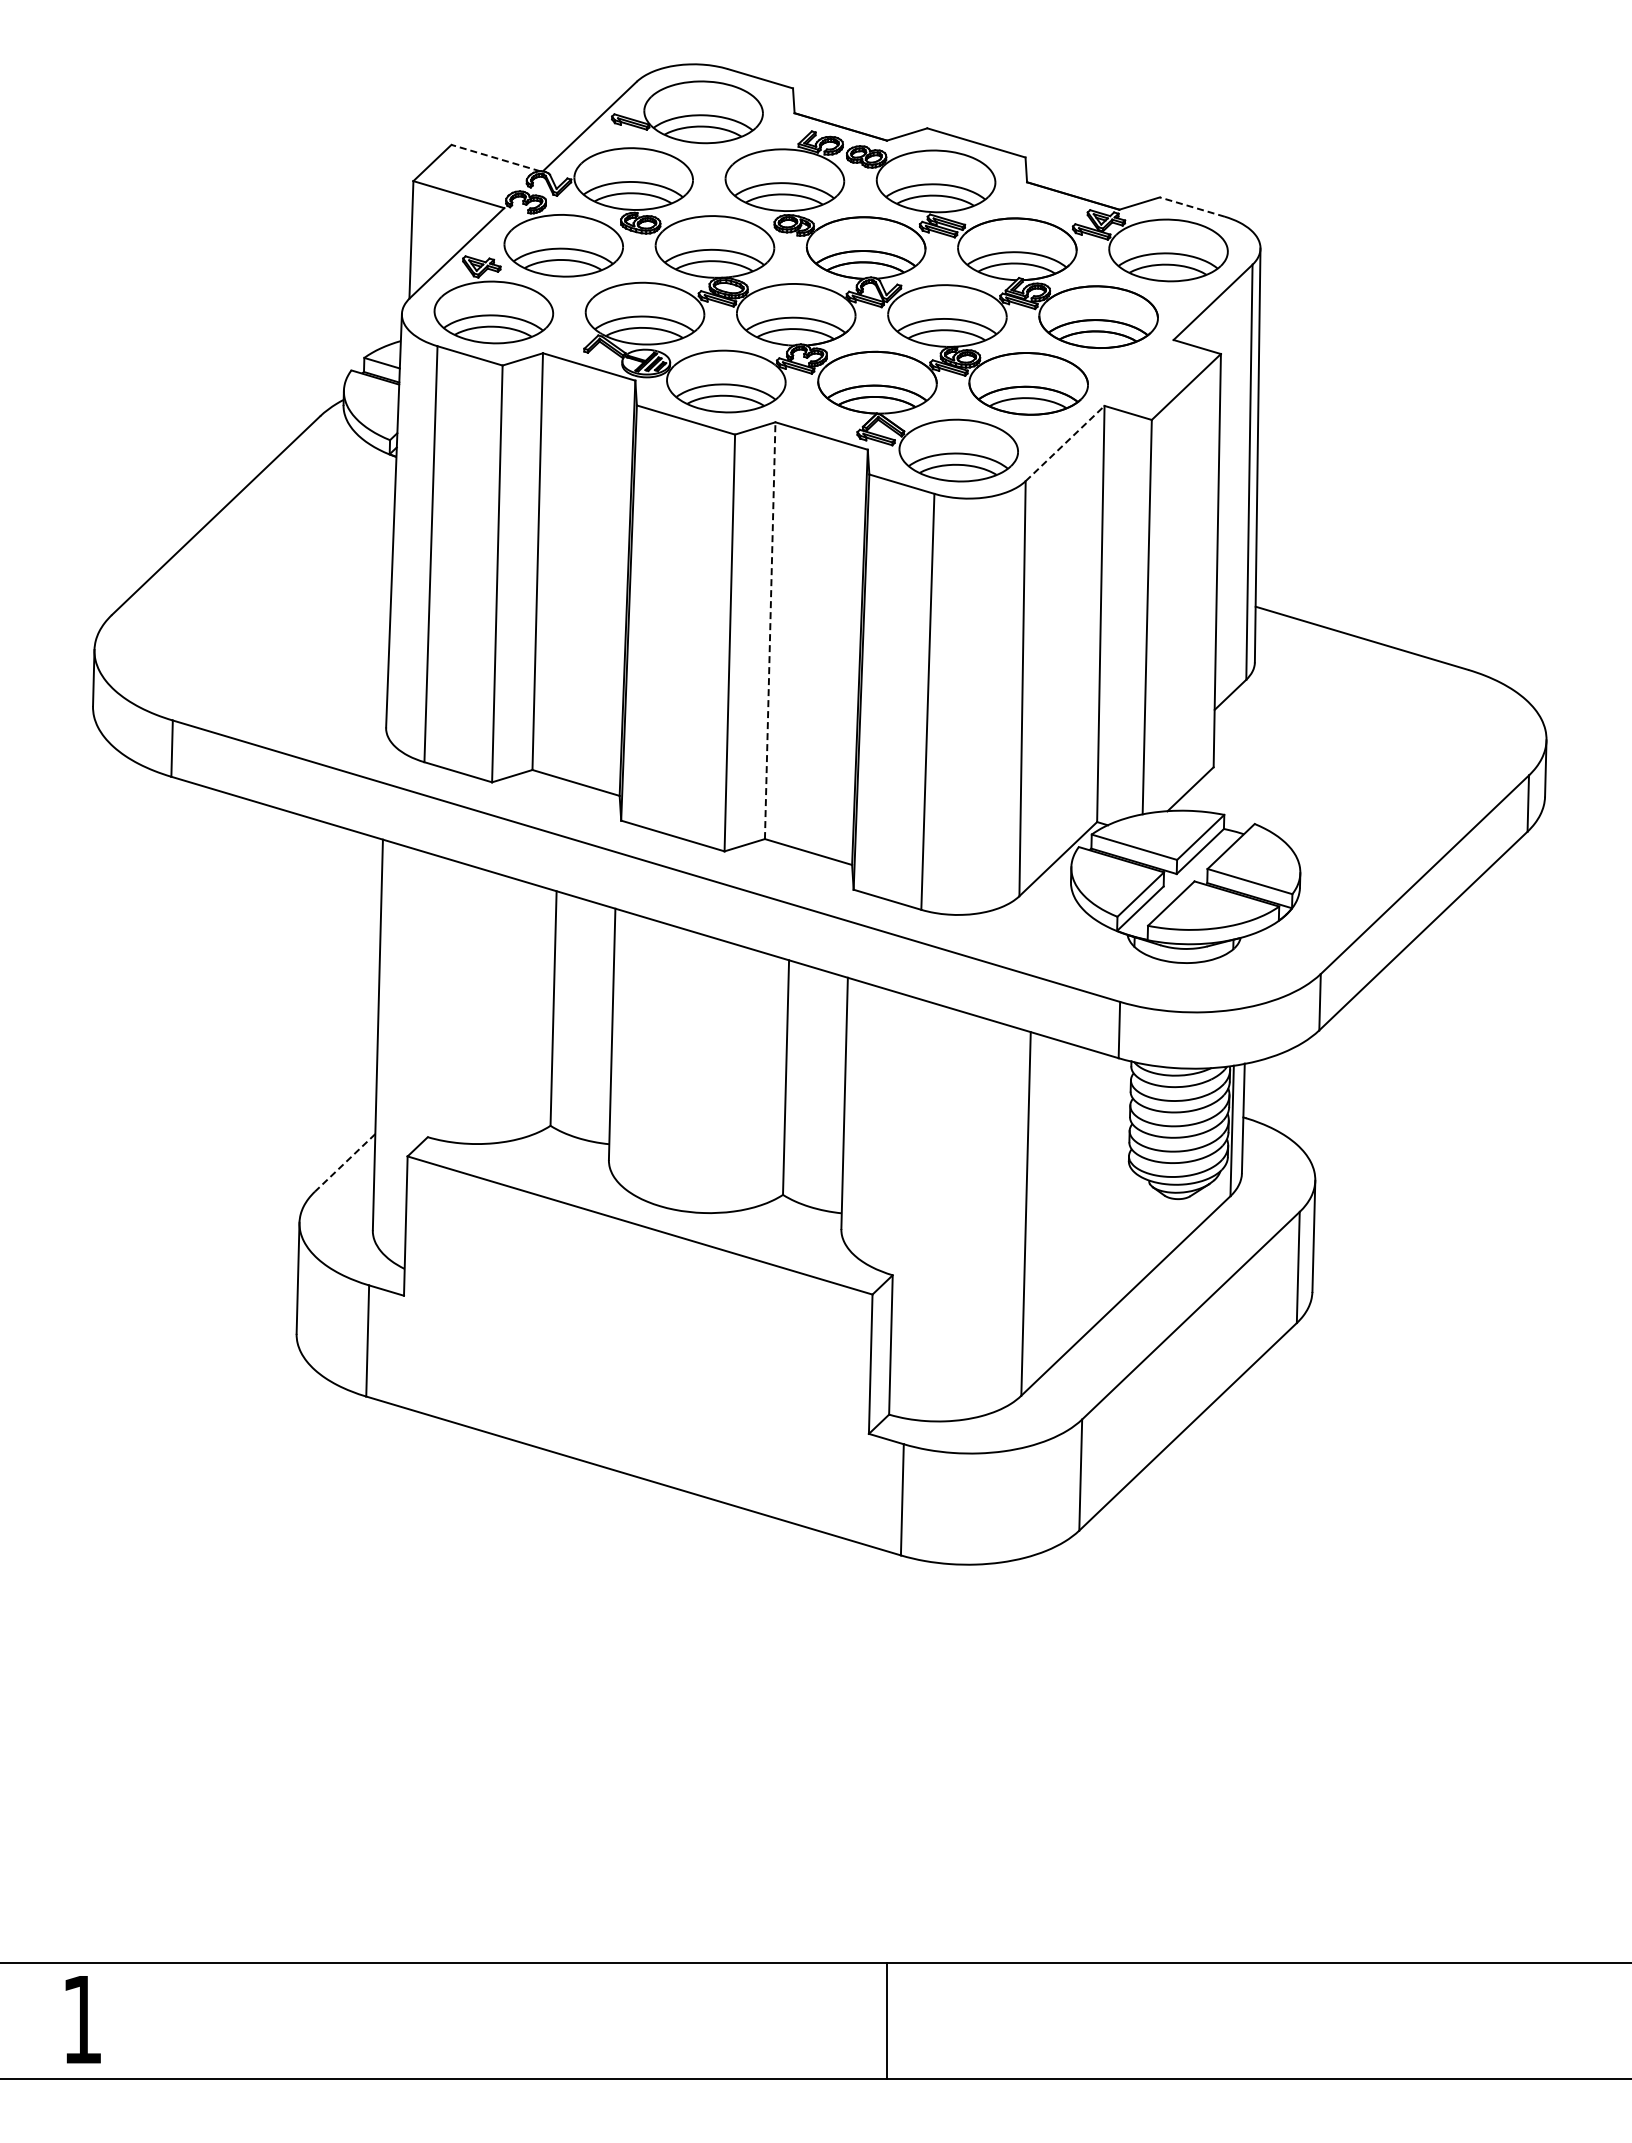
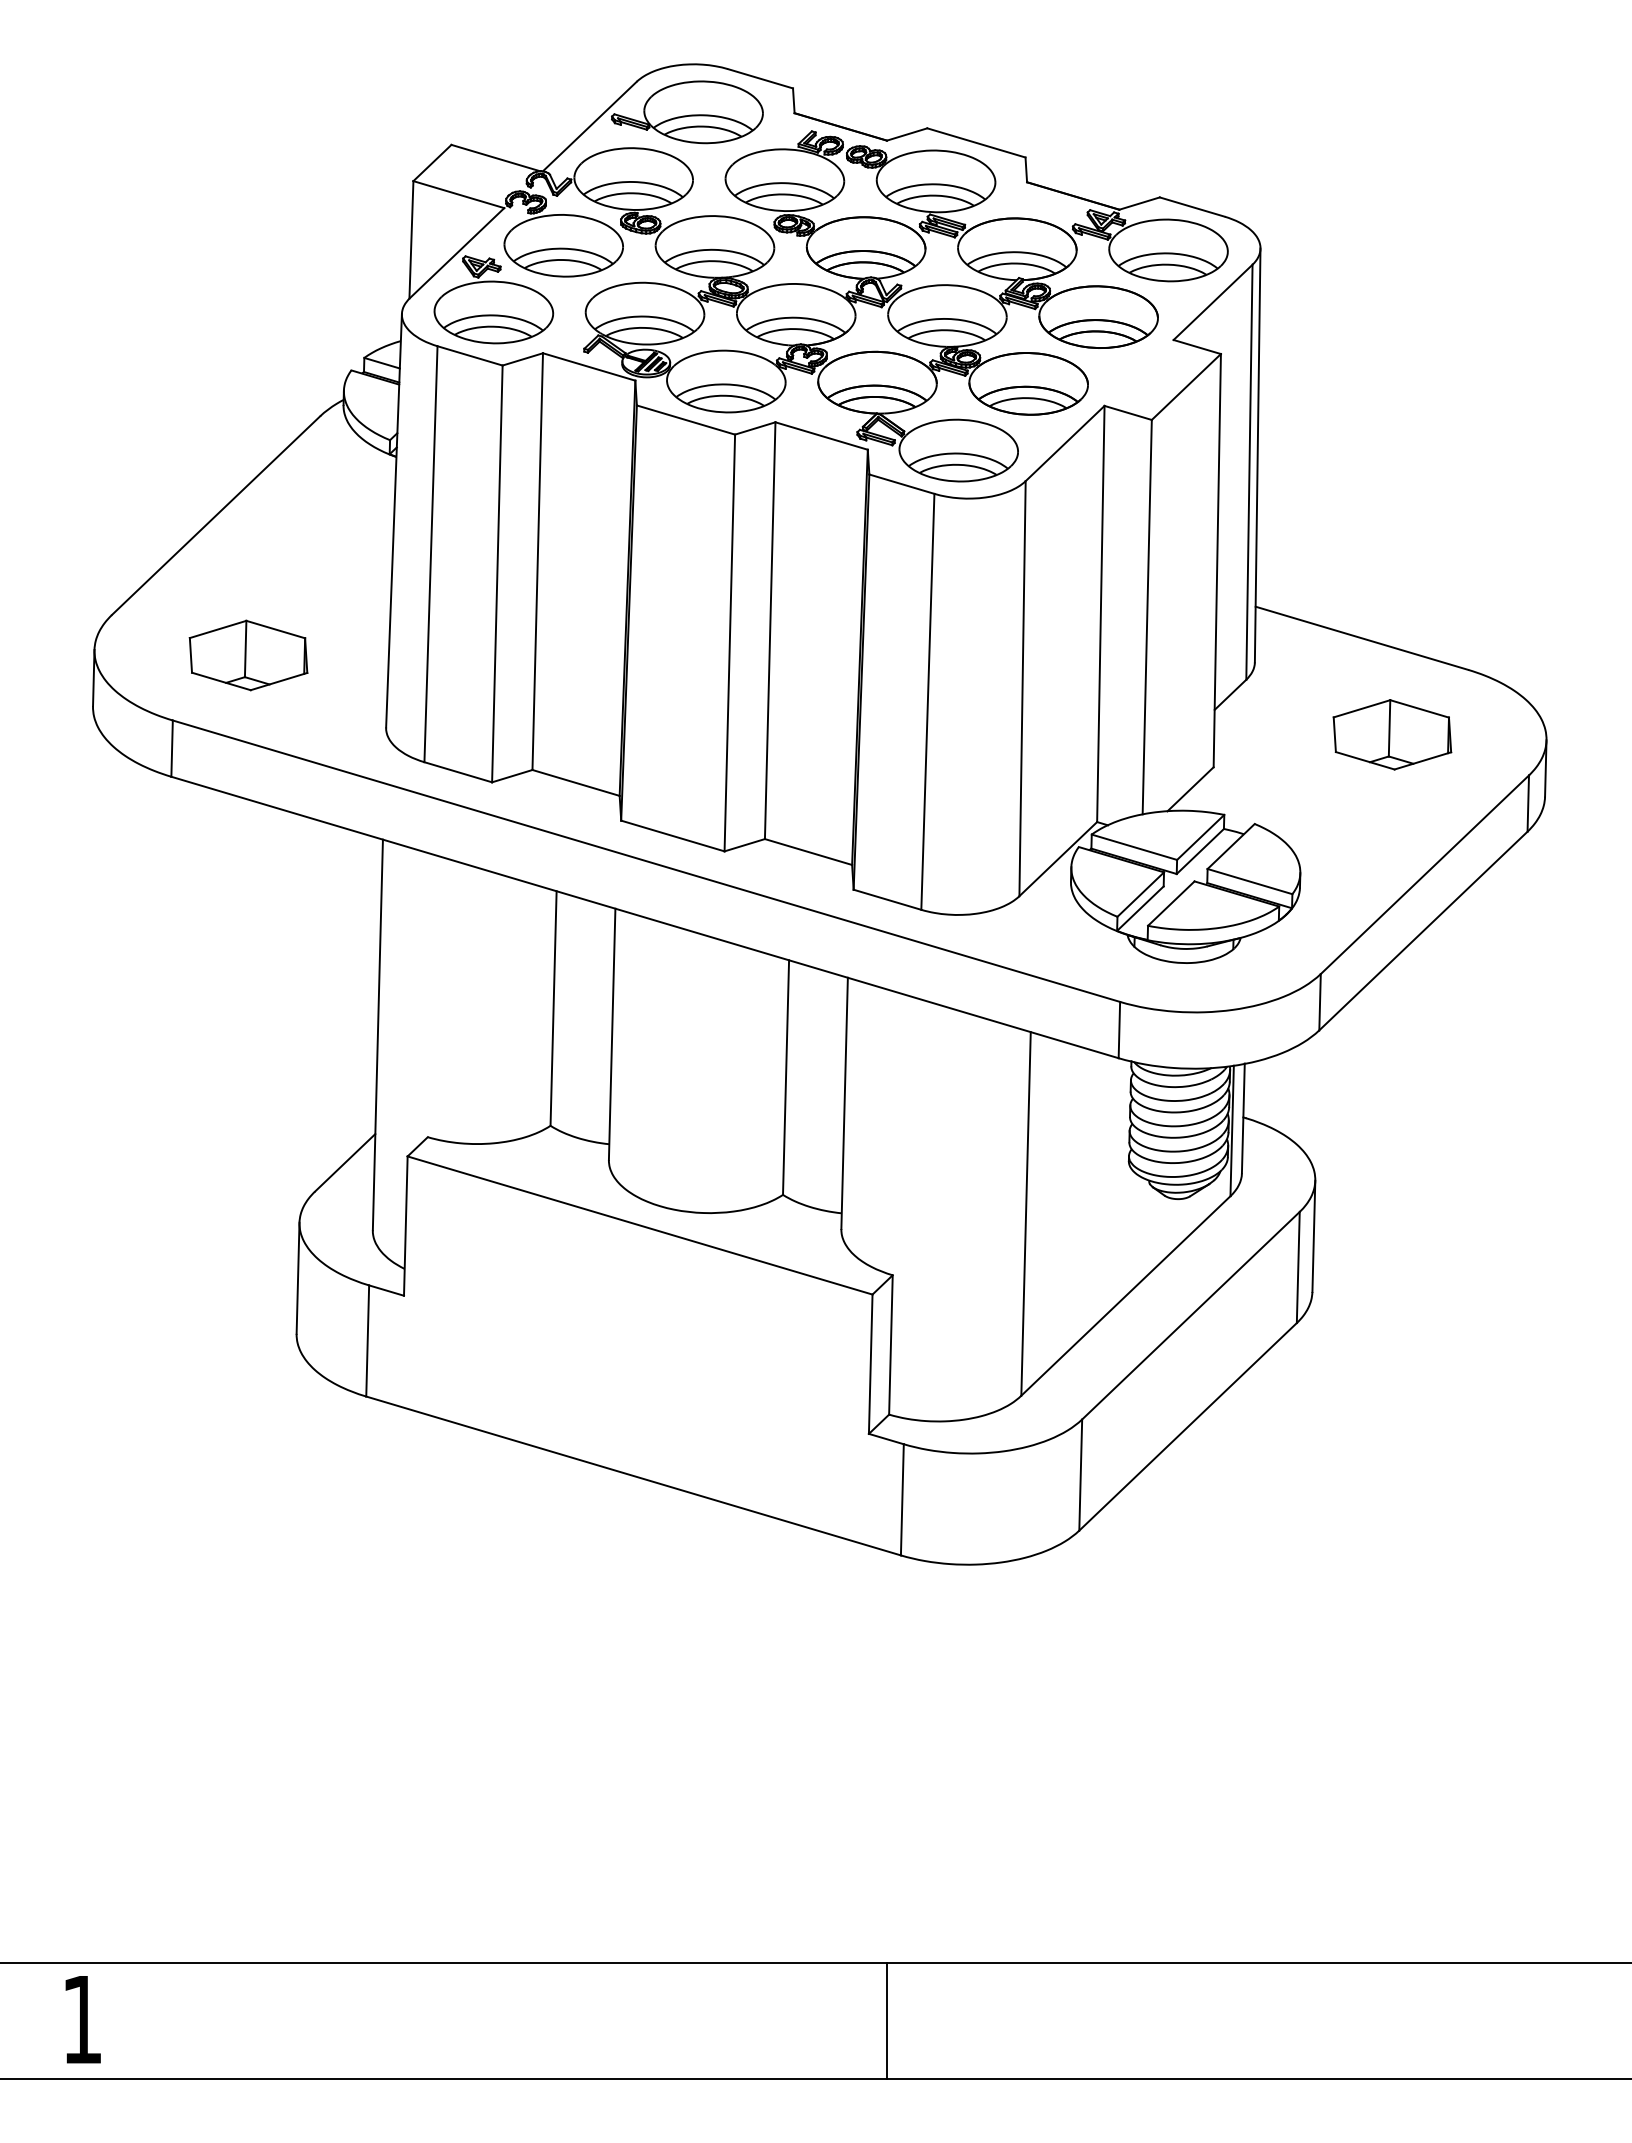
line: dashed -> solid (495, 157)
line: dashed -> solid (1192, 207)
line: dashed -> solid (1065, 443)
line: dashed -> solid (770, 630)
part: none -> present (248, 655)
part: none -> present (1392, 734)
line: dashed -> solid (345, 1162)
